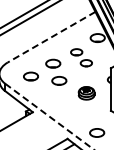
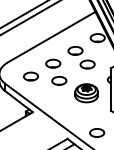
line: dashed -> solid (51, 37)
part size: 23x20 px -> 29x24 px (81, 57)
part size: 19x15 px -> 25x21 px (86, 93)
line: dashed -> solid (50, 117)
